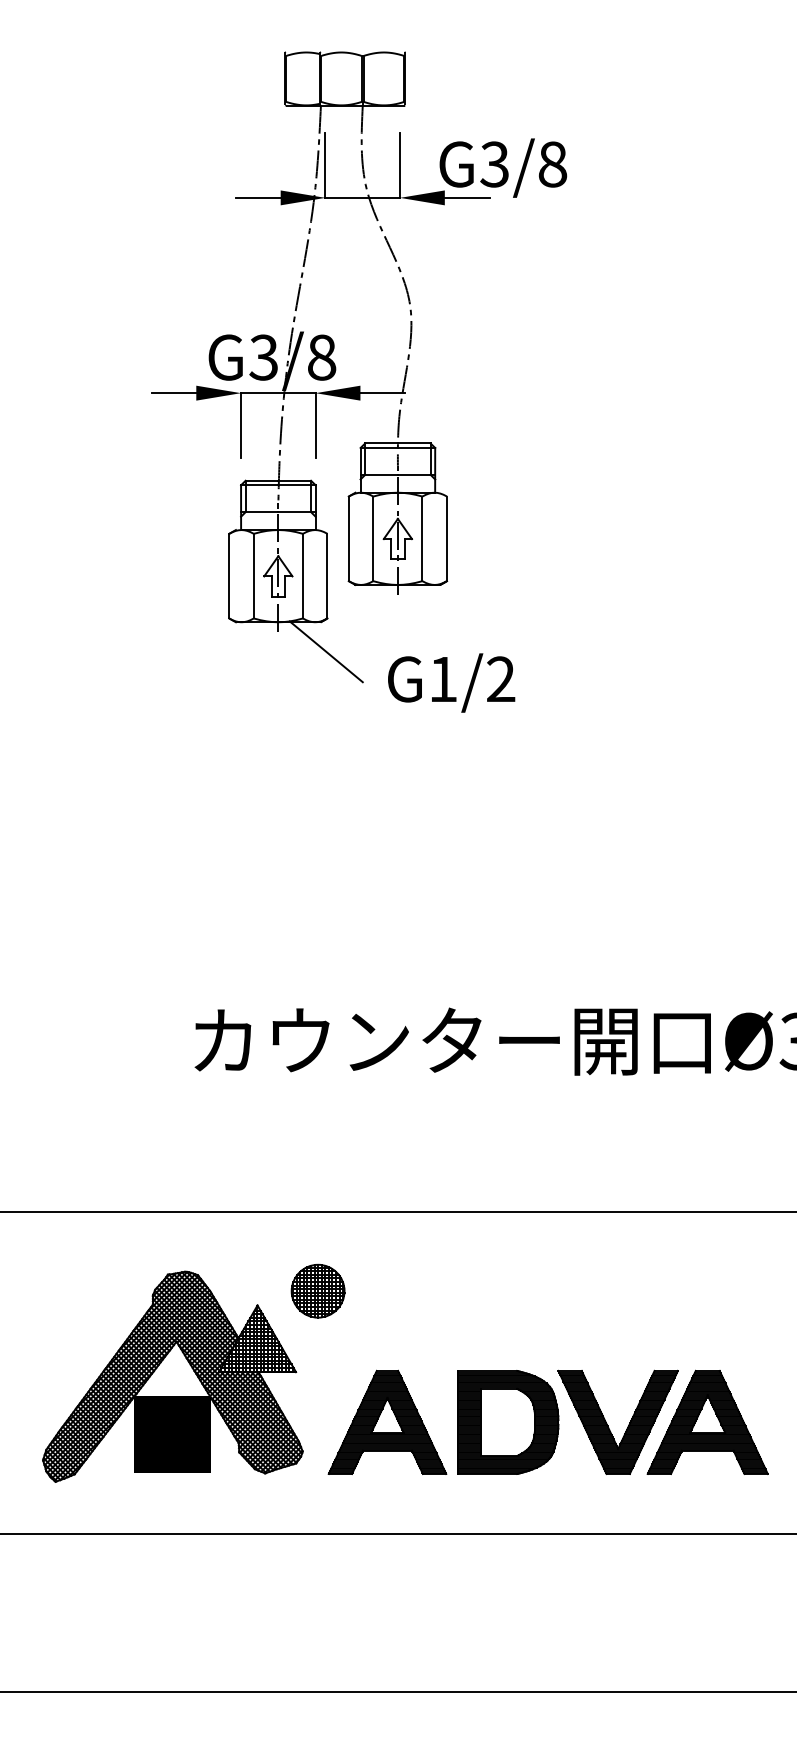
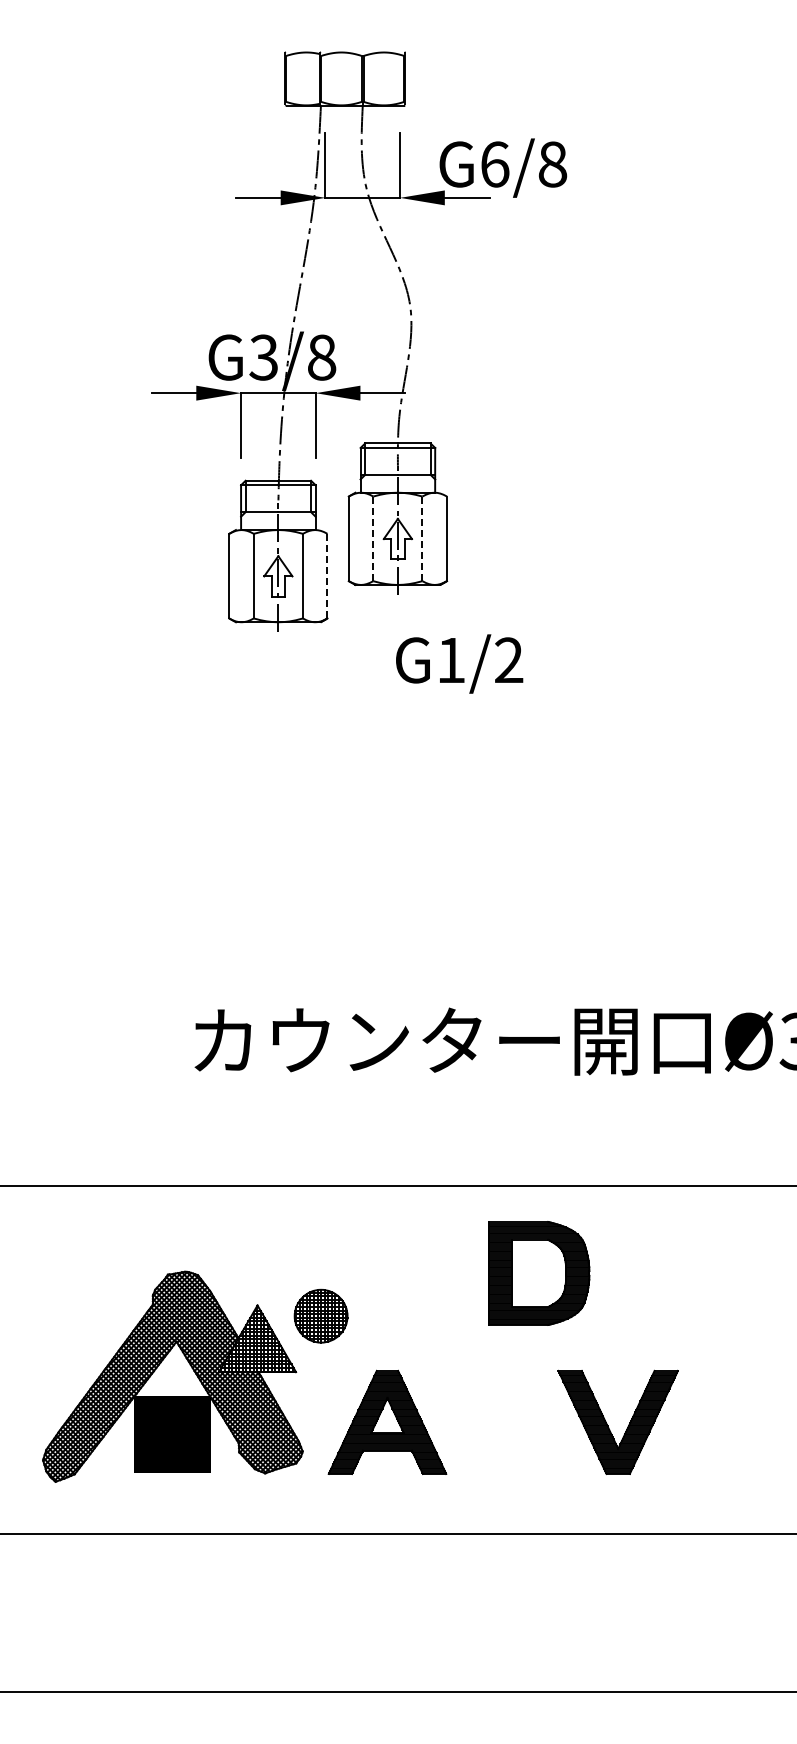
text: G3/8 -> G6/8 (494, 164)
line: solid -> dashed (373, 538)
line: solid -> dashed (422, 538)
line: solid -> dashed (327, 575)
line: present -> none (325, 651)
text position: (451, 682) -> (459, 663) (459, 663)
line position: (397, 1212) -> (397, 1186) (397, 1186)
part position: (317, 1290) -> (320, 1315) (320, 1315)
part: present -> none (707, 1421)
part position: (508, 1422) -> (539, 1273) (539, 1273)
